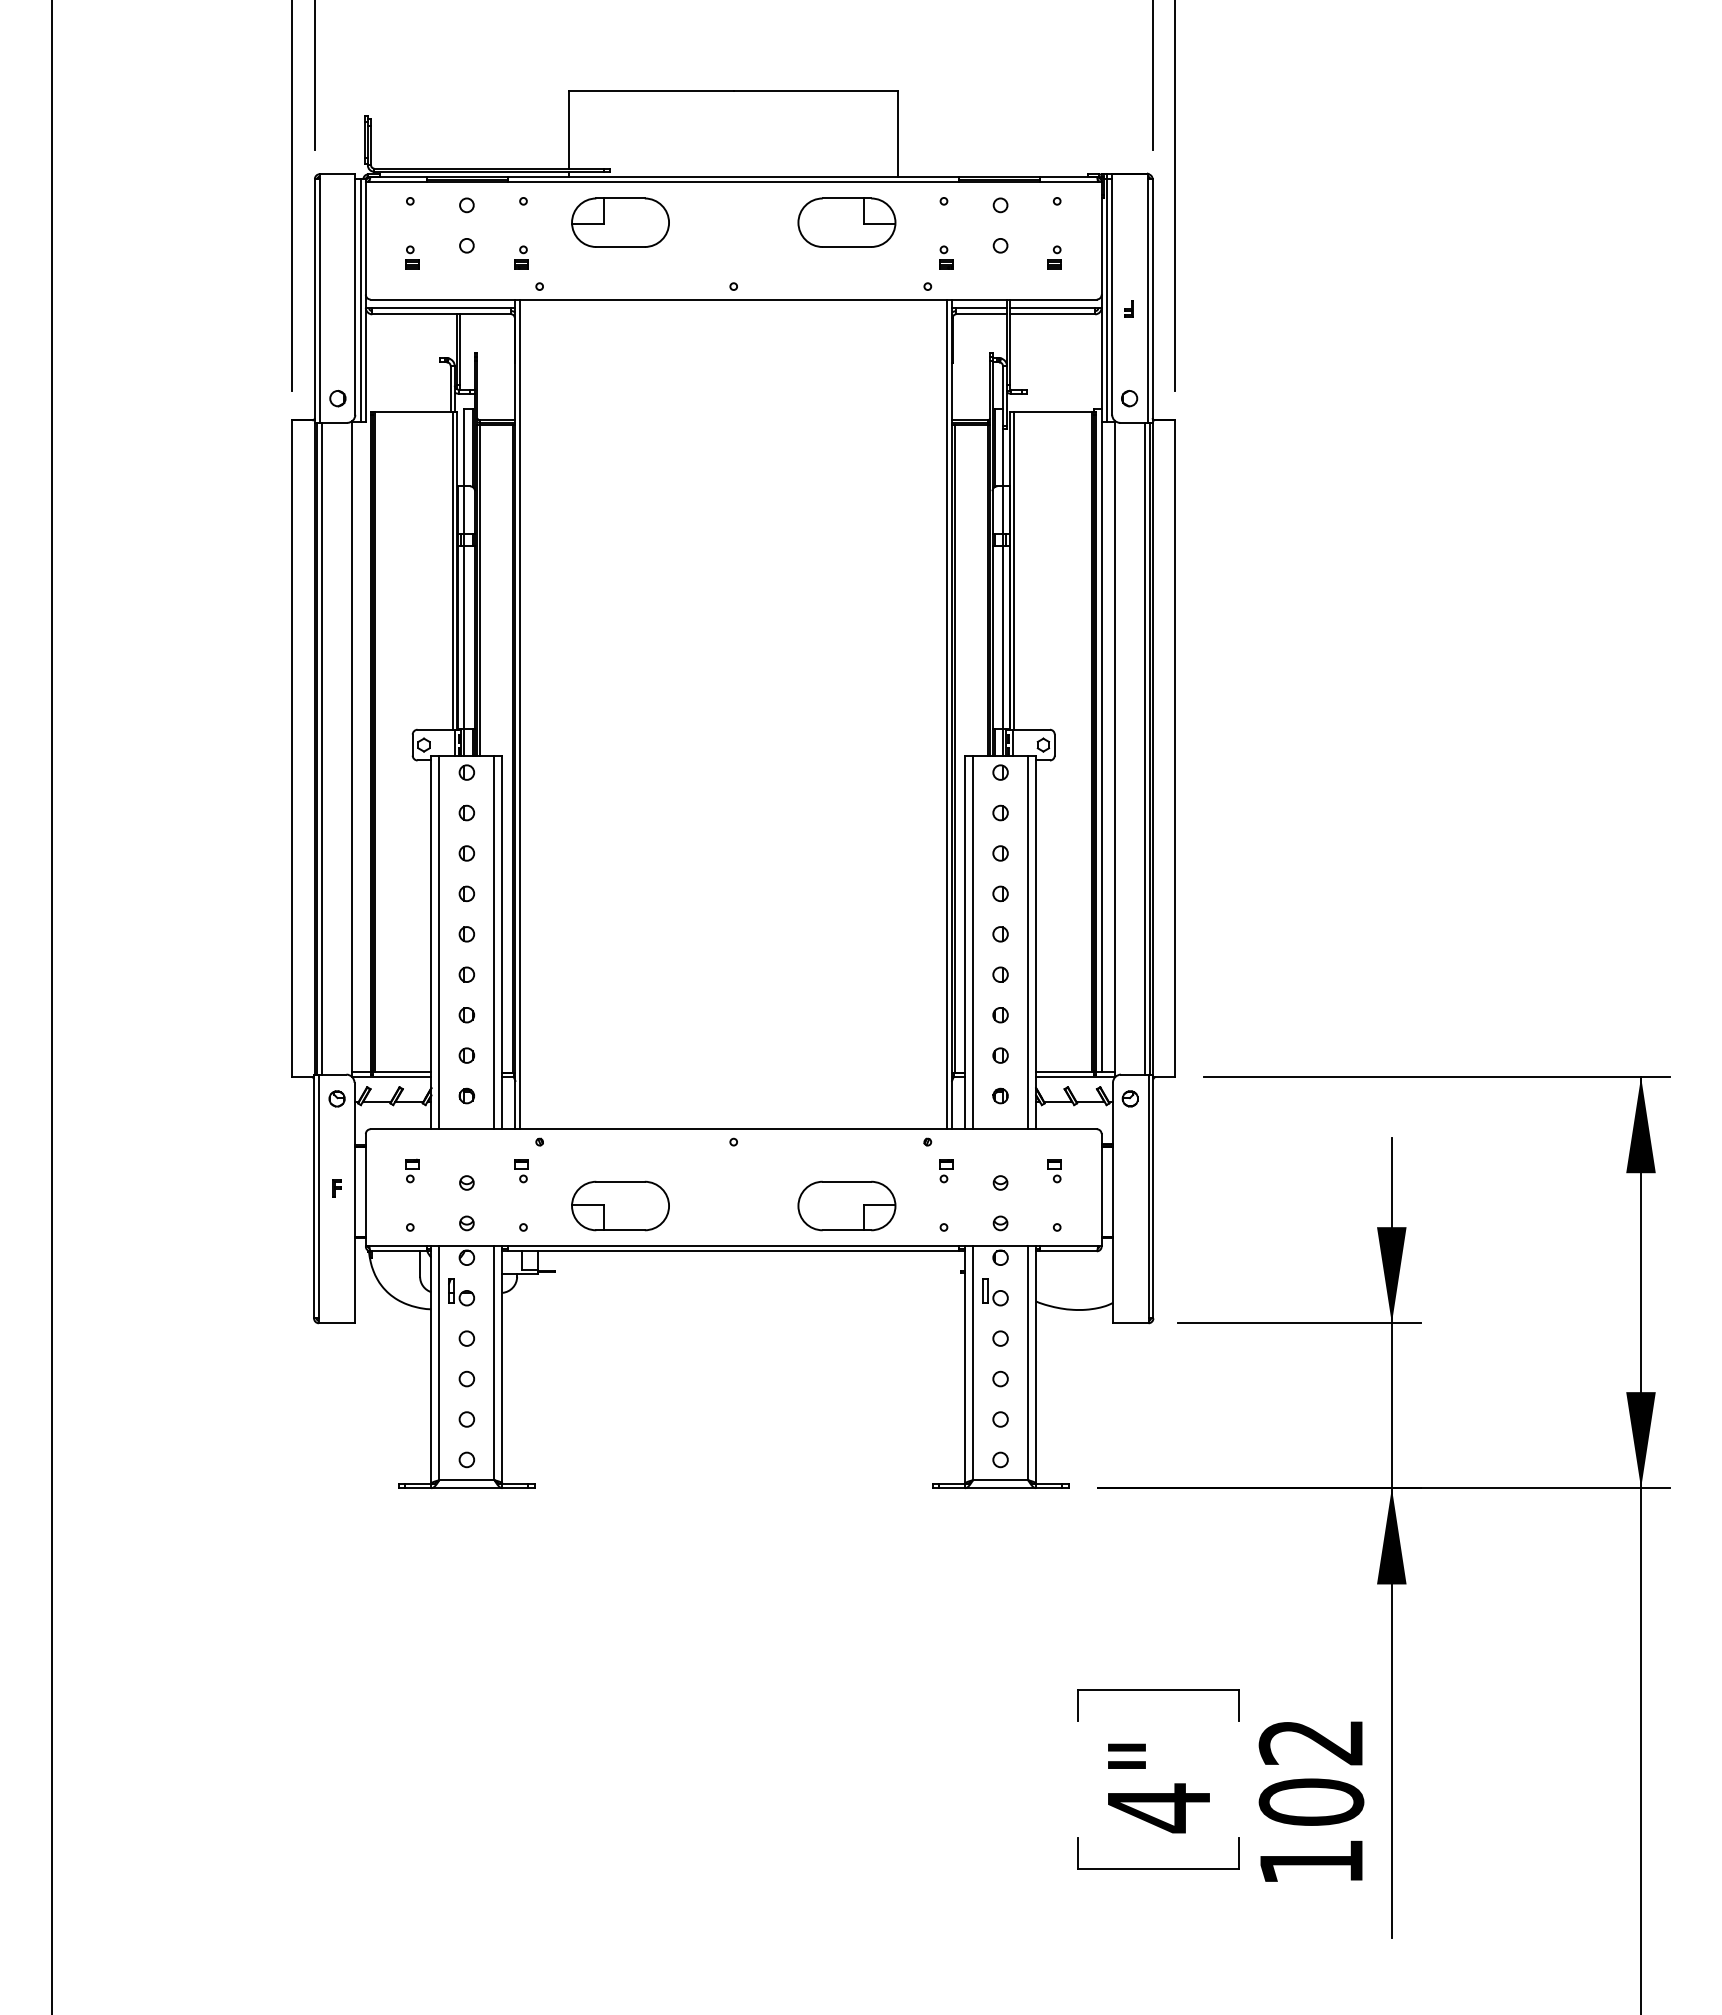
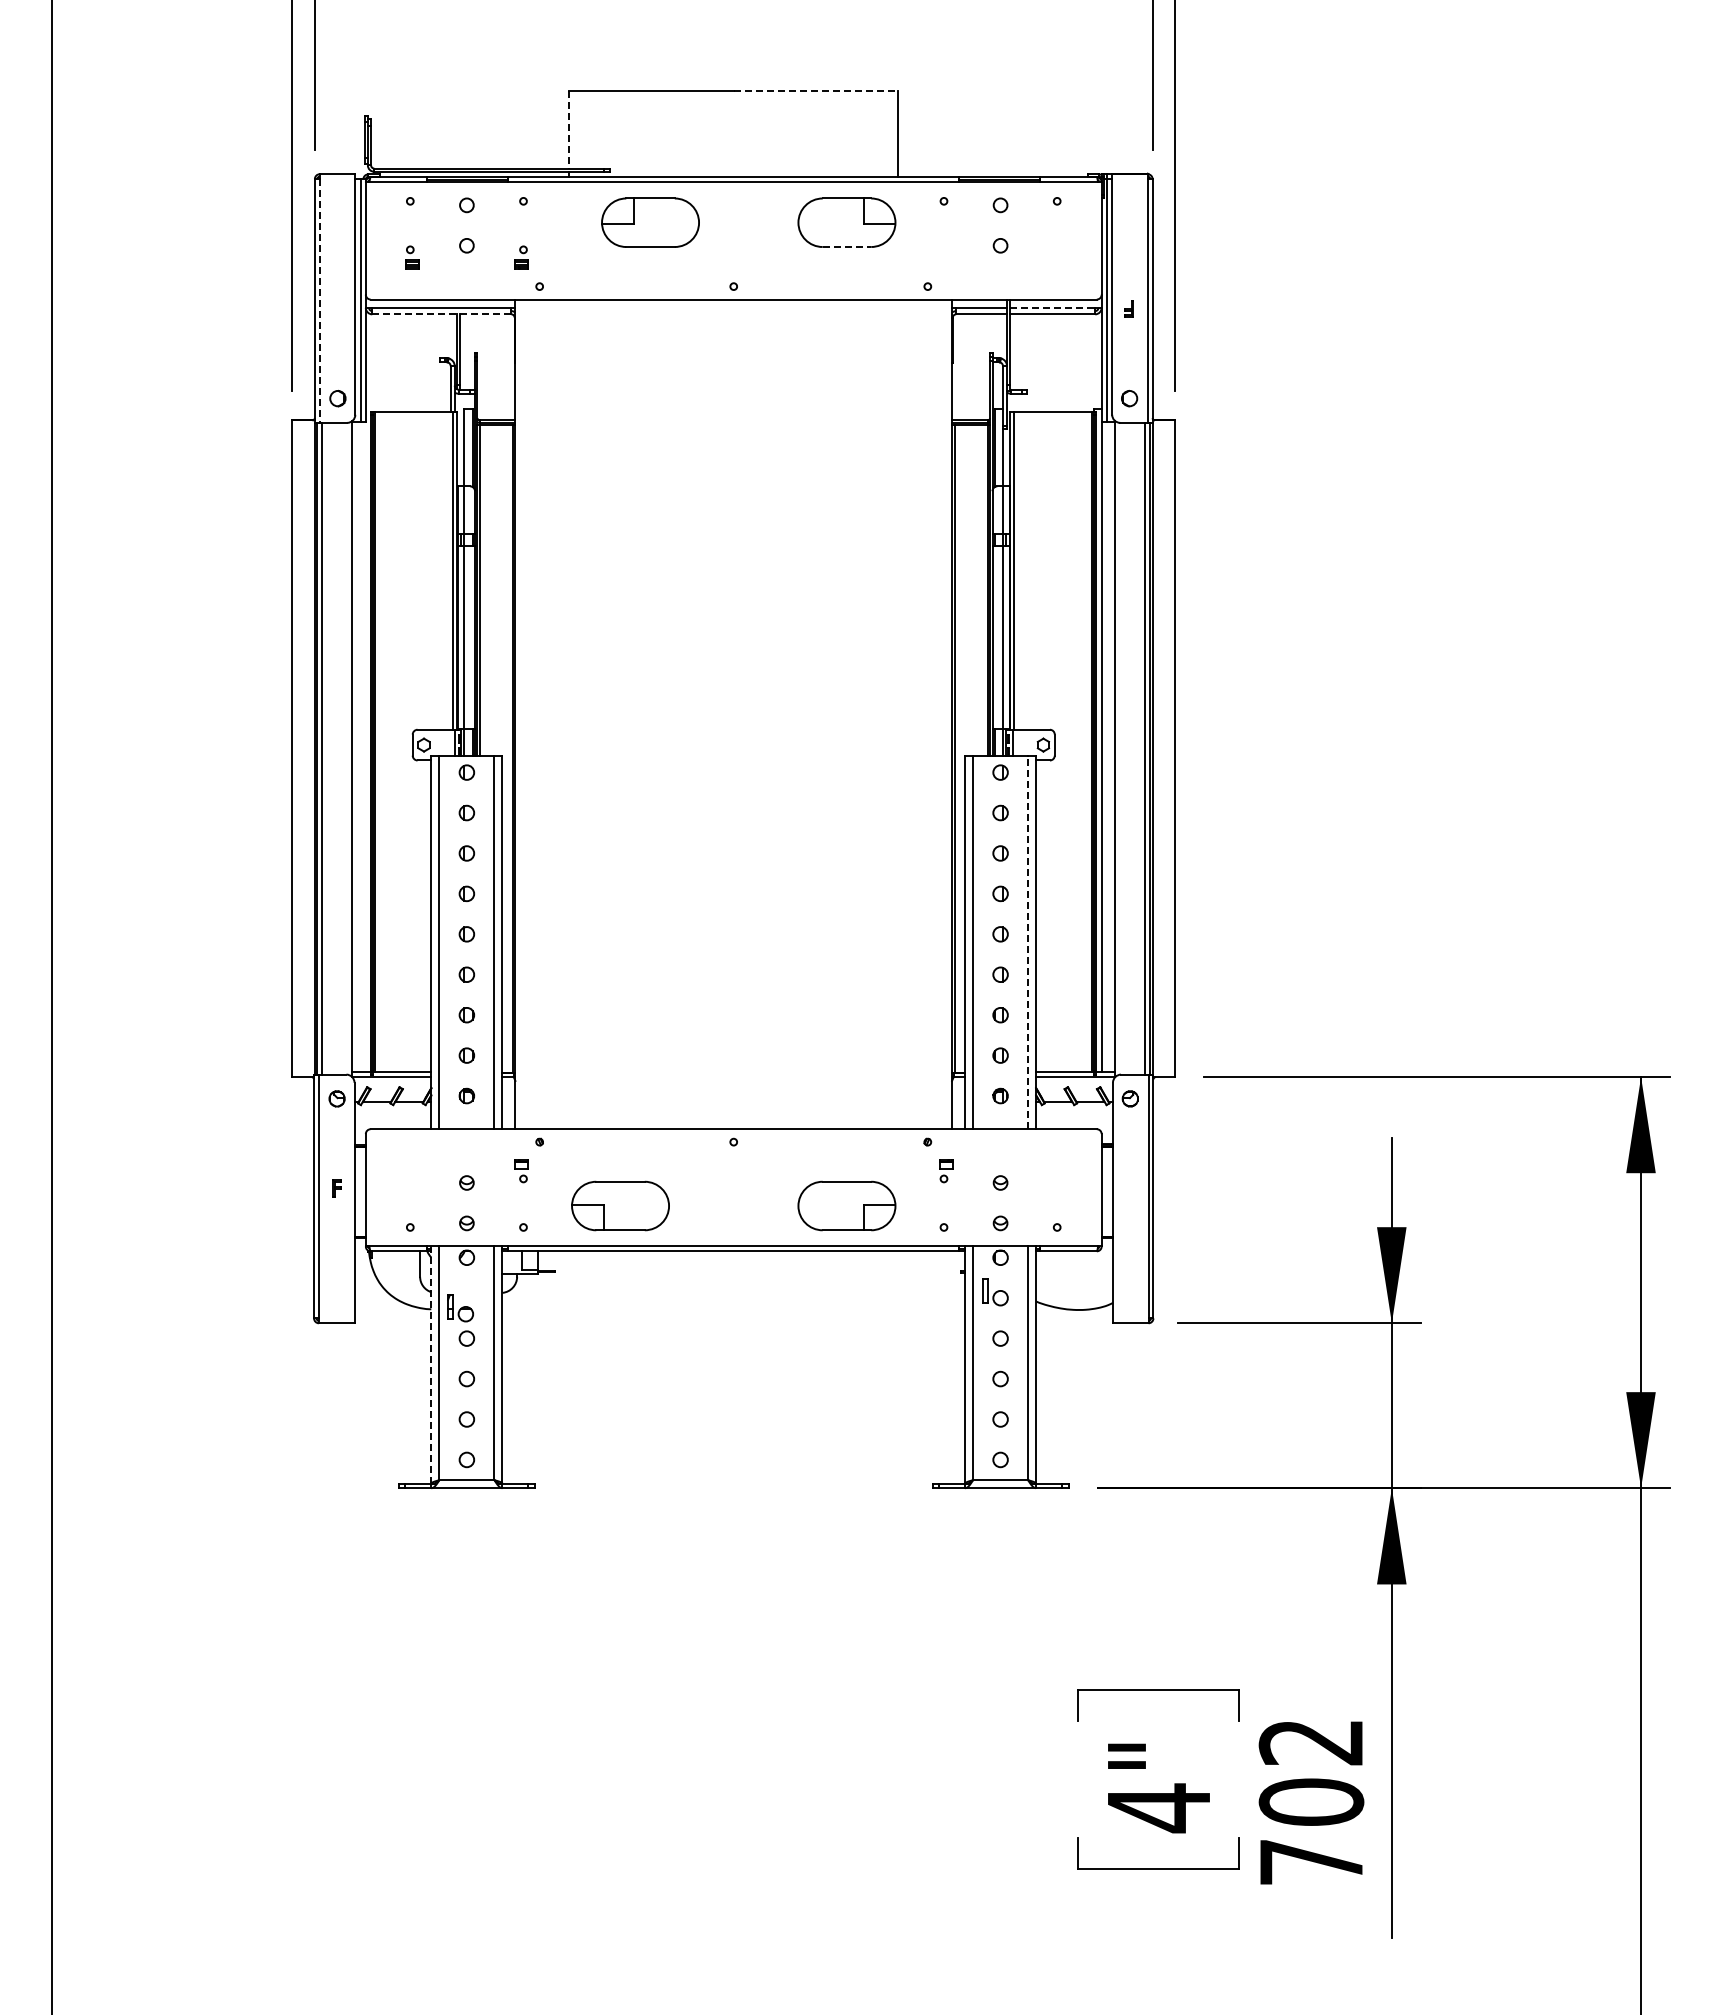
line: solid -> dashed (816, 91)
line: solid -> dashed (569, 129)
part position: (620, 222) -> (650, 222) (650, 222)
line: solid -> dashed (847, 247)
part: present -> none (946, 257)
part: present -> none (1054, 257)
line: solid -> dashed (319, 300)
line: solid -> dashed (1053, 307)
line: solid -> dashed (441, 314)
line: present -> none (520, 714)
line: present -> none (947, 714)
line: solid -> dashed (1028, 942)
part: present -> none (412, 1170)
part: present -> none (1054, 1171)
part position: (461, 1292) -> (460, 1308) (460, 1308)
line: solid -> dashed (431, 1365)
text: 102 -> 702 (1311, 1862)
